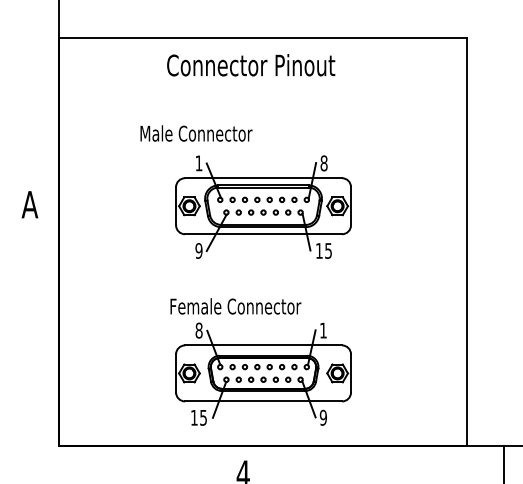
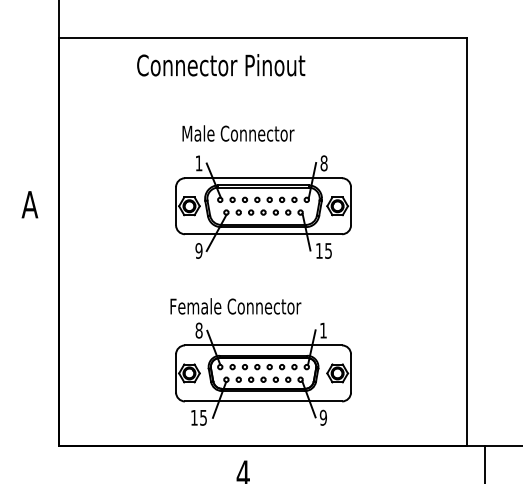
text position: (251, 65) -> (221, 65) (221, 65)
text position: (196, 133) -> (238, 133) (238, 133)
line position: (503, 463) -> (484, 463) (484, 463)
